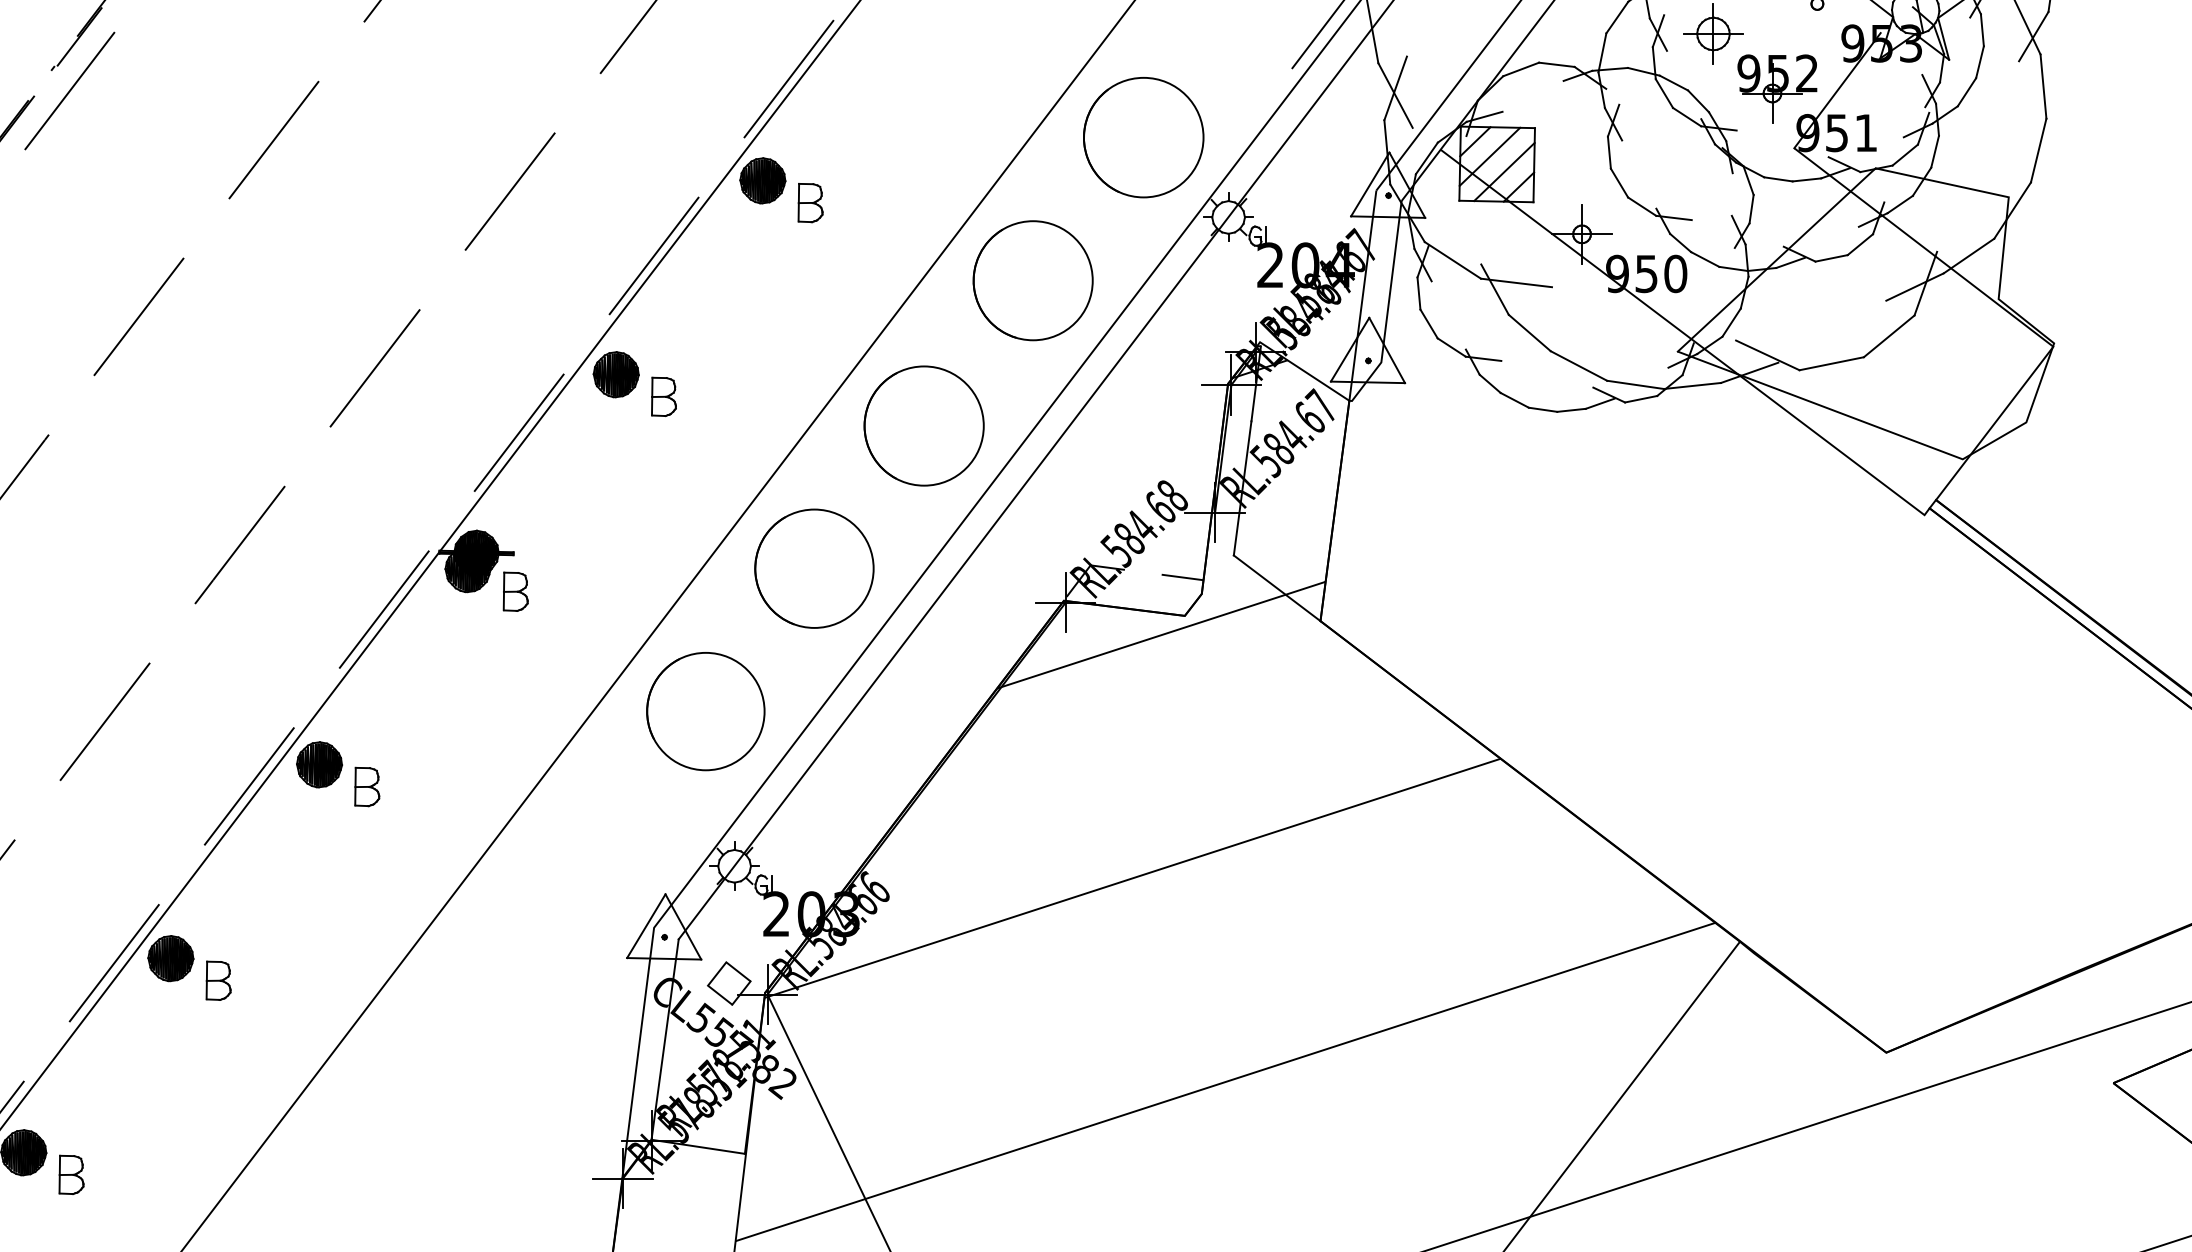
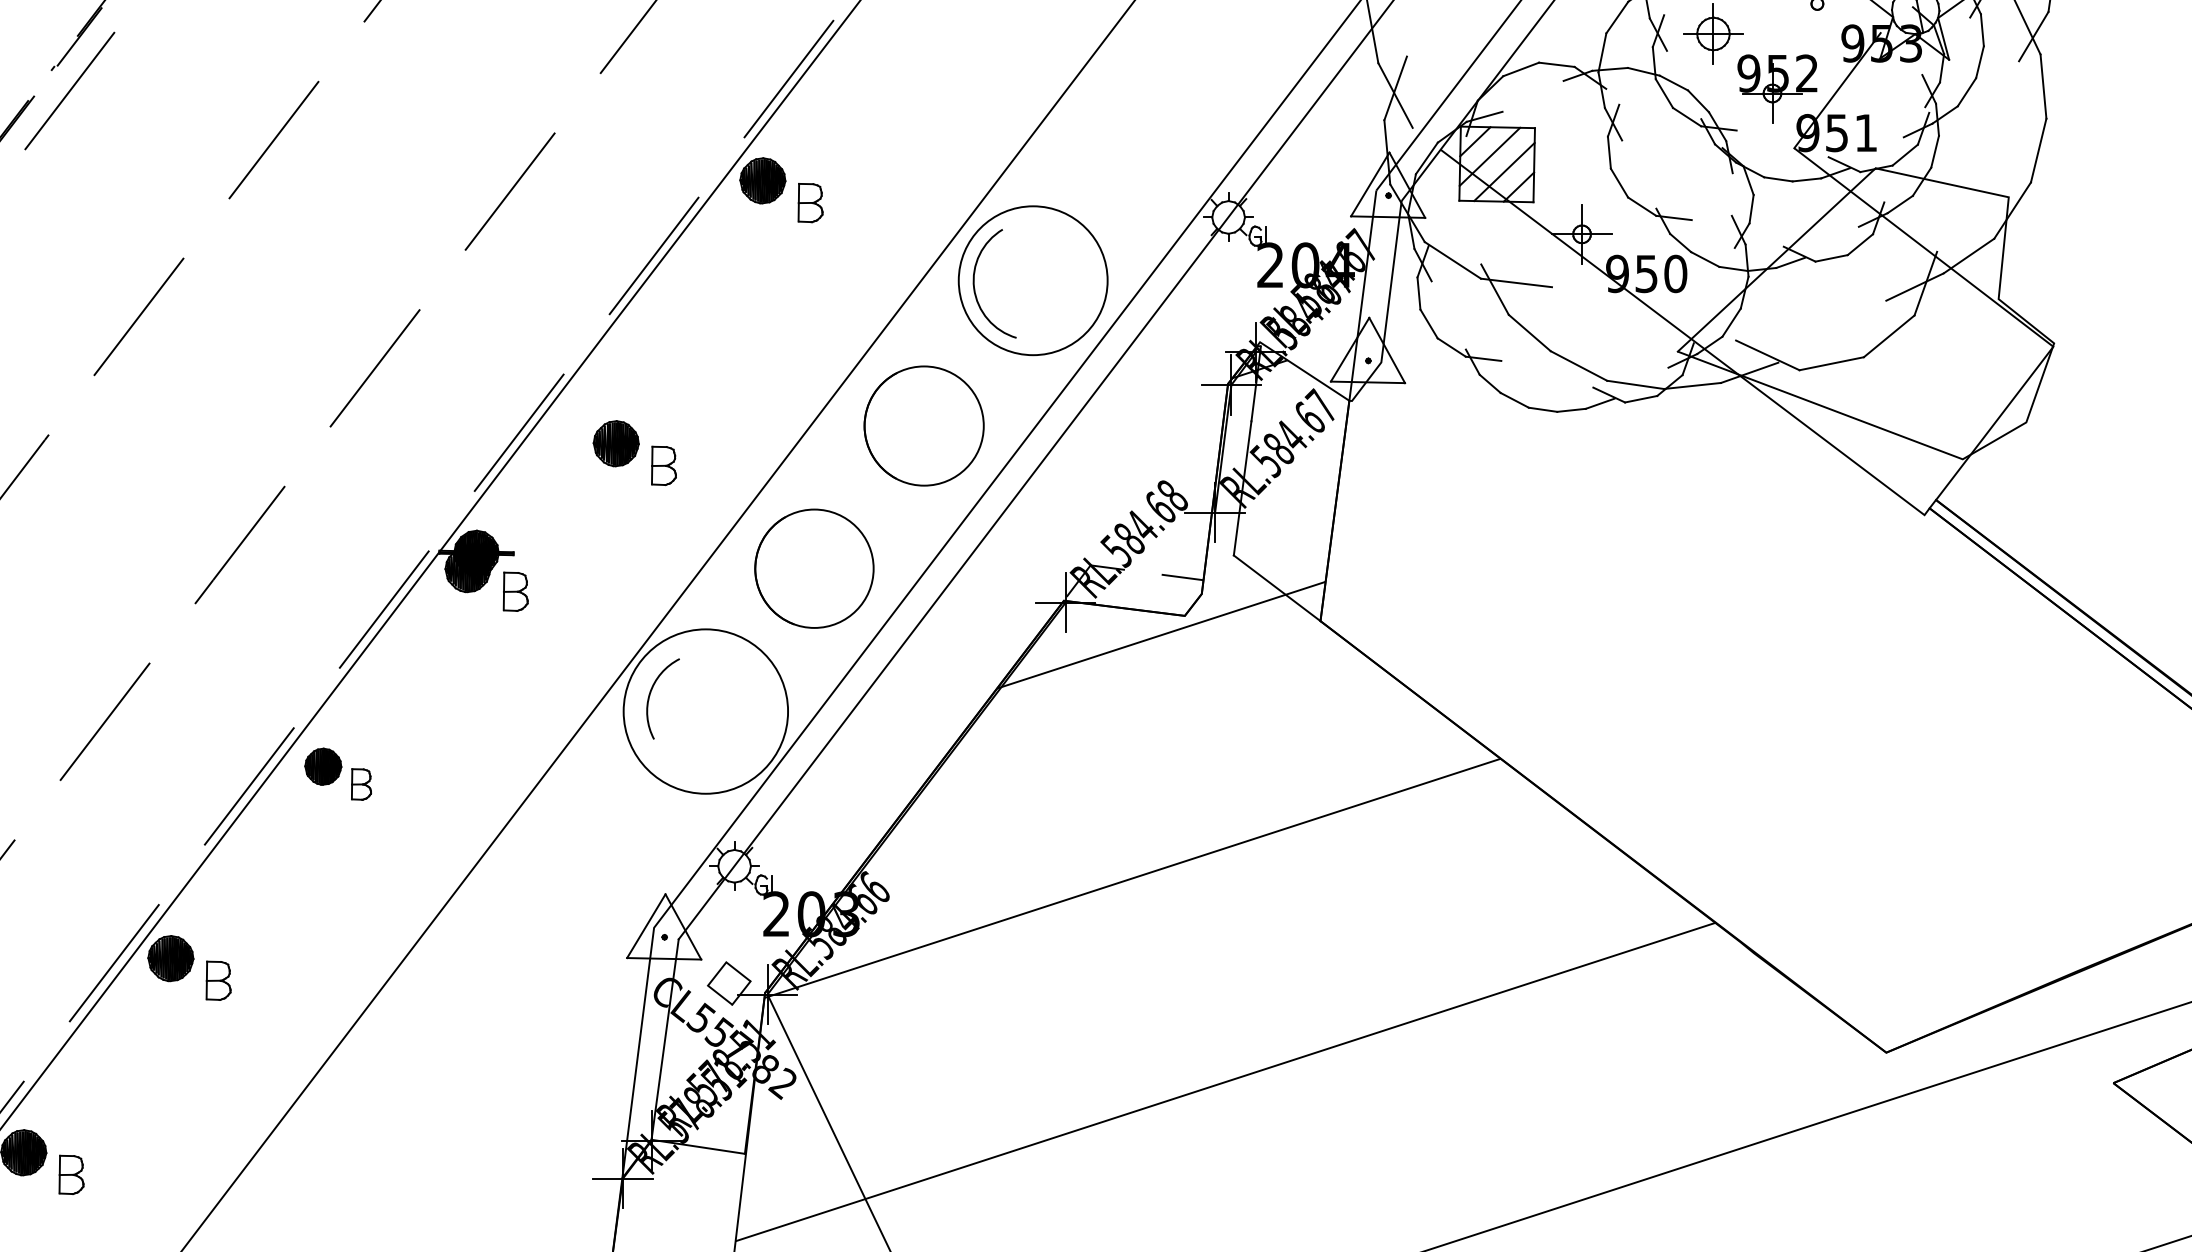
line: present -> none (1317, 35)
circle: present -> none (1143, 137)
circle diameter: 119 px -> 149 px (1032, 280)
part position: (634, 384) -> (634, 453) (634, 453)
circle diameter: 117 px -> 164 px (705, 711)
part size: 85x67 px -> 68x54 px (337, 773)
line: present -> none (1622, 1094)
